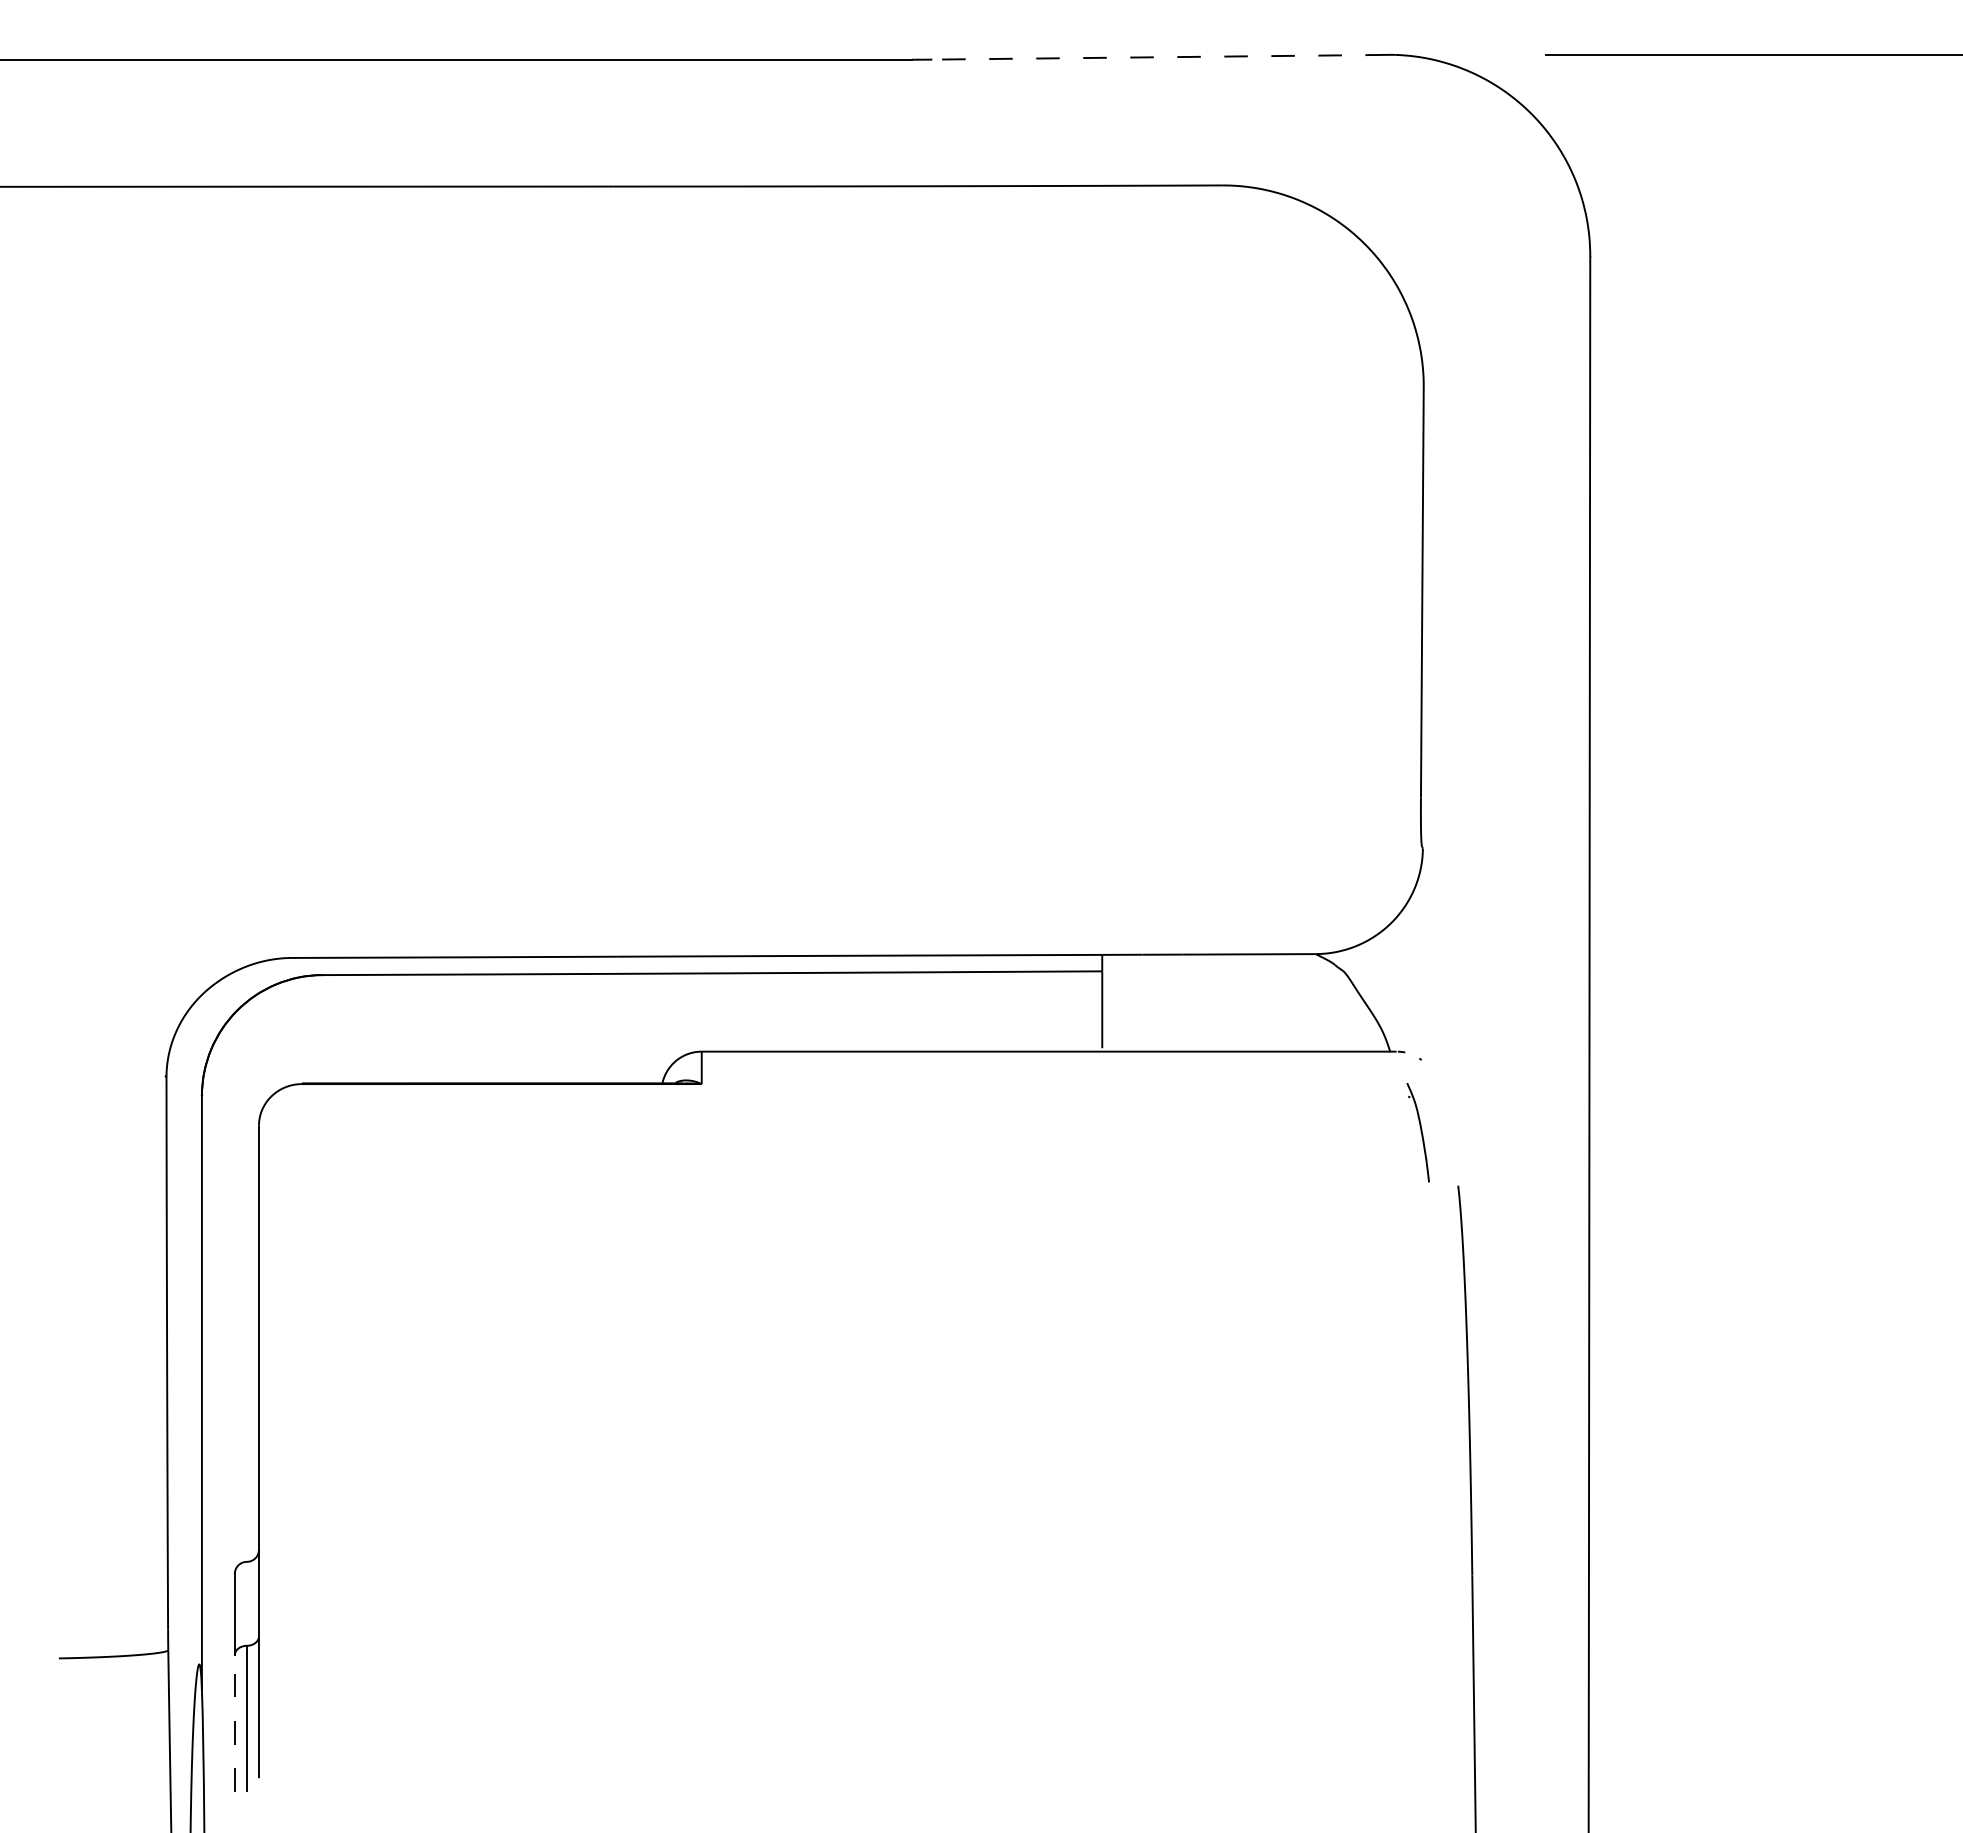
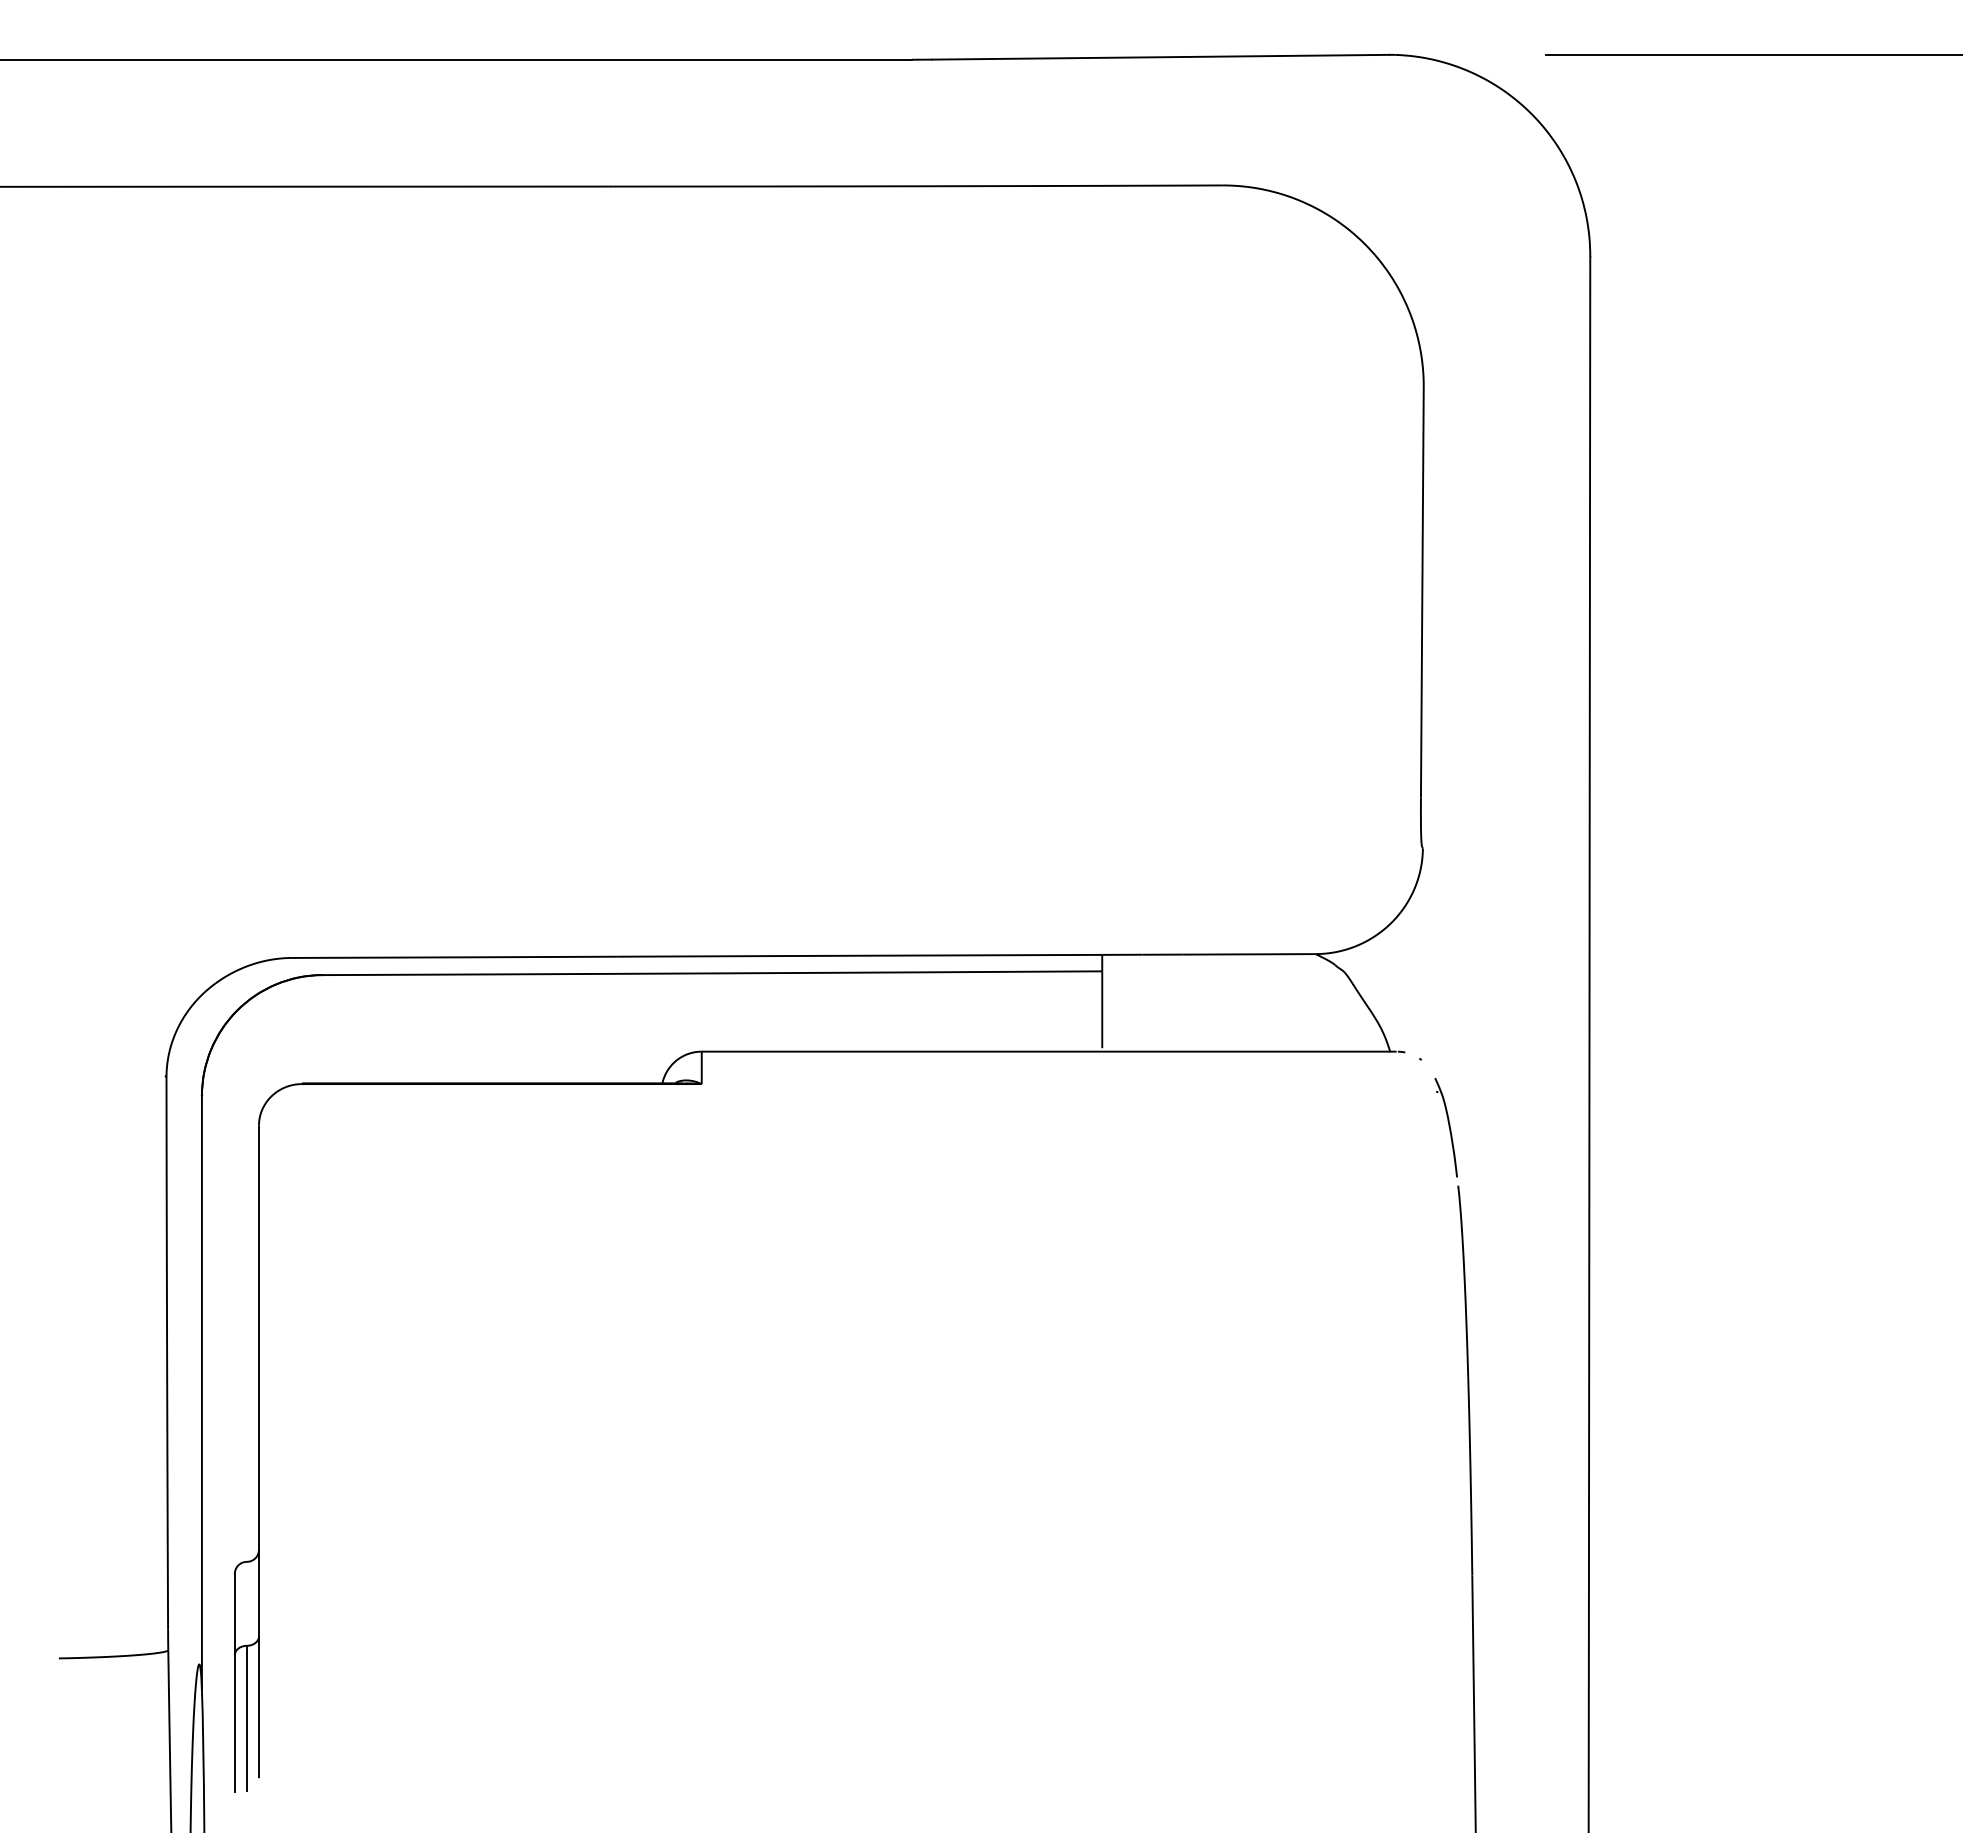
line: dashed -> solid (1160, 57)
part position: (1417, 1132) -> (1445, 1127) (1445, 1127)
line: dashed -> solid (234, 1722)
